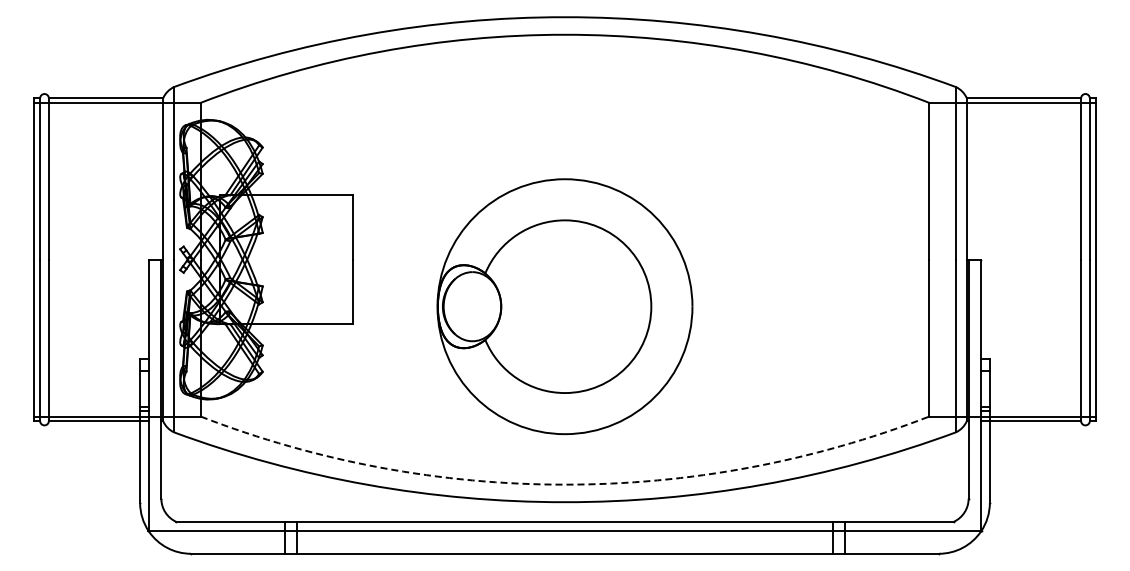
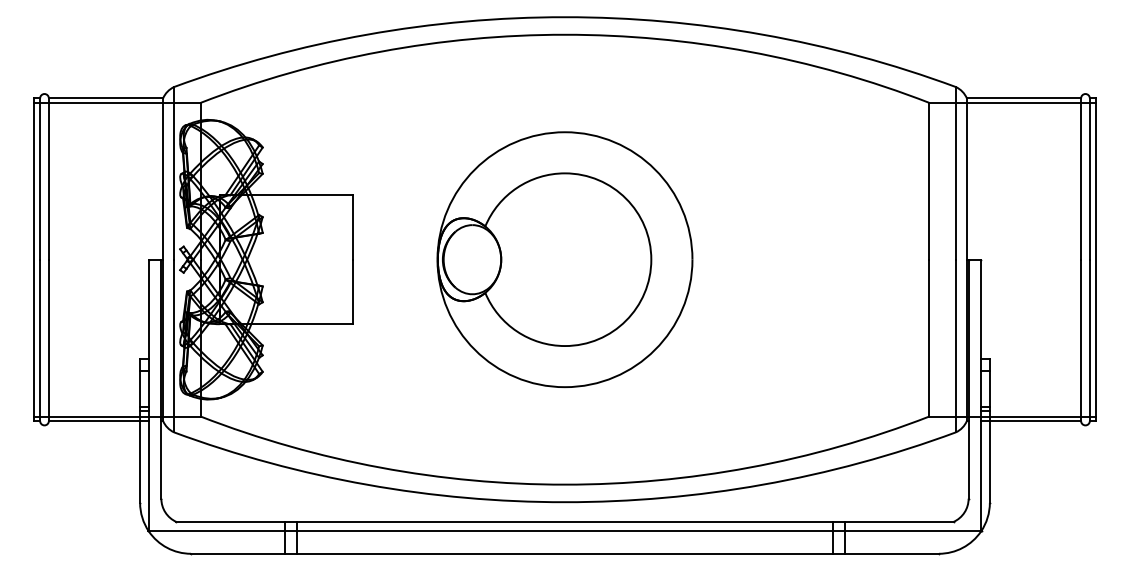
part position: (564, 306) -> (564, 259) (564, 259)
arc: dashed -> solid (565, 484)
